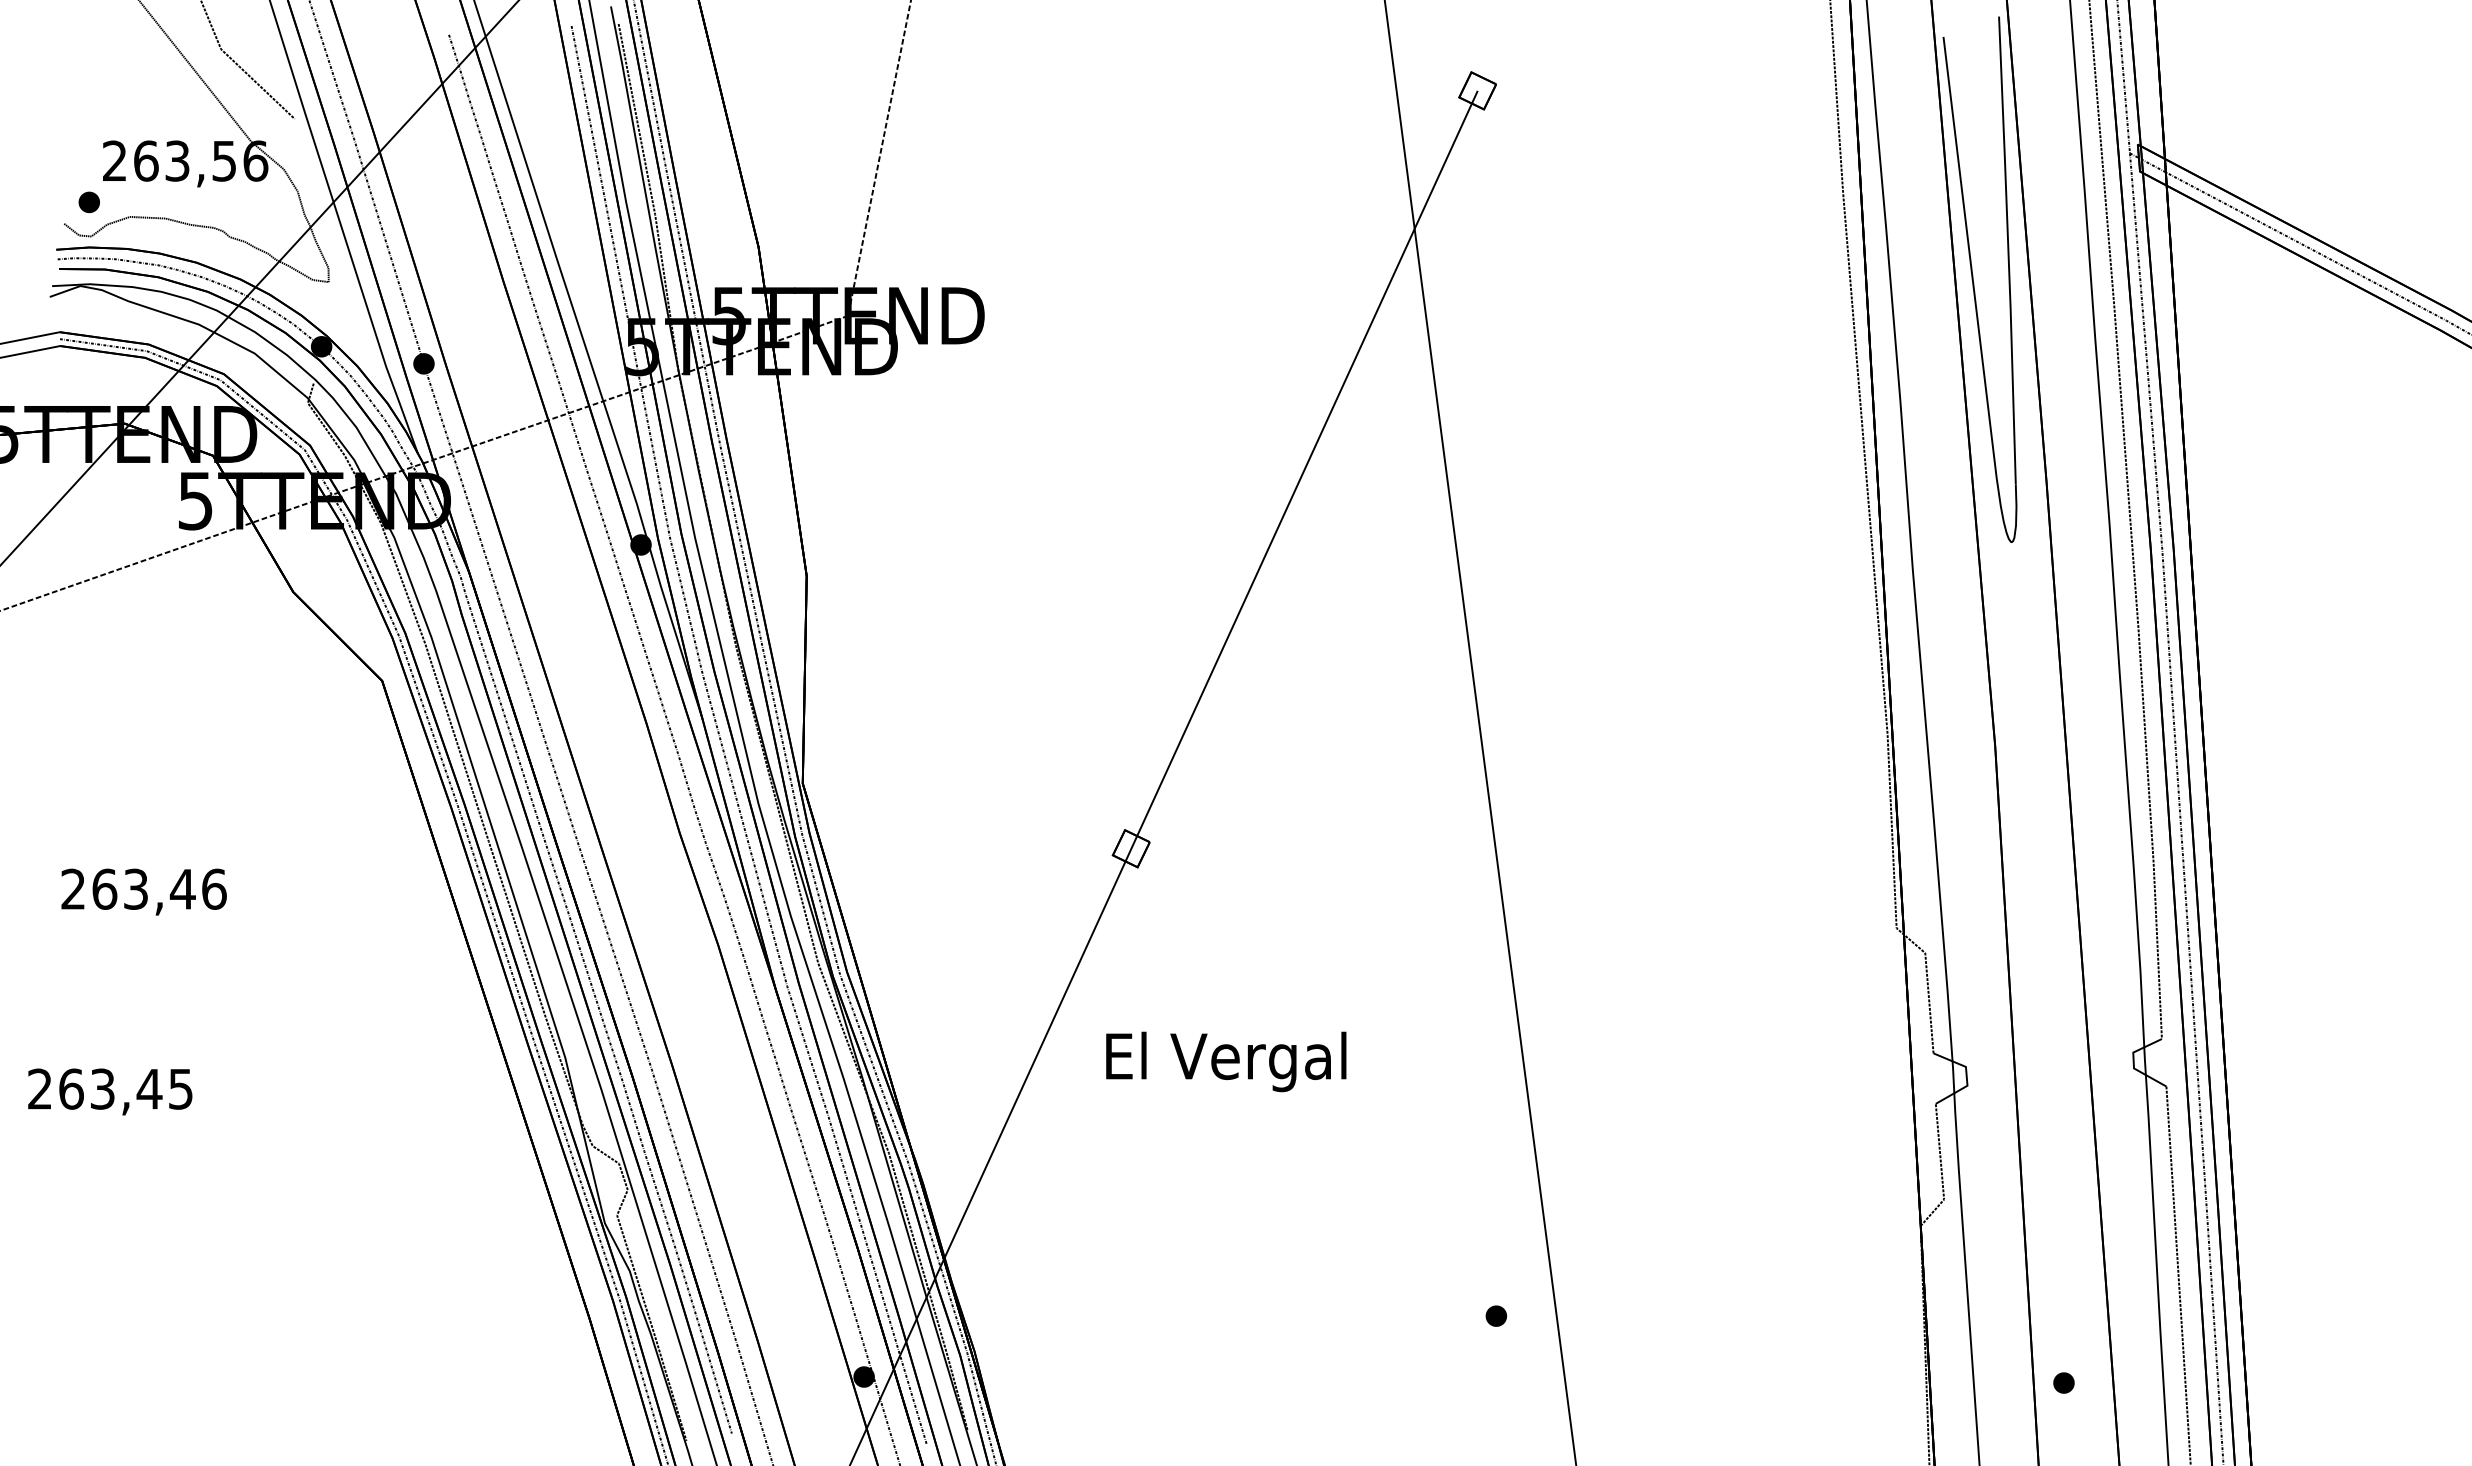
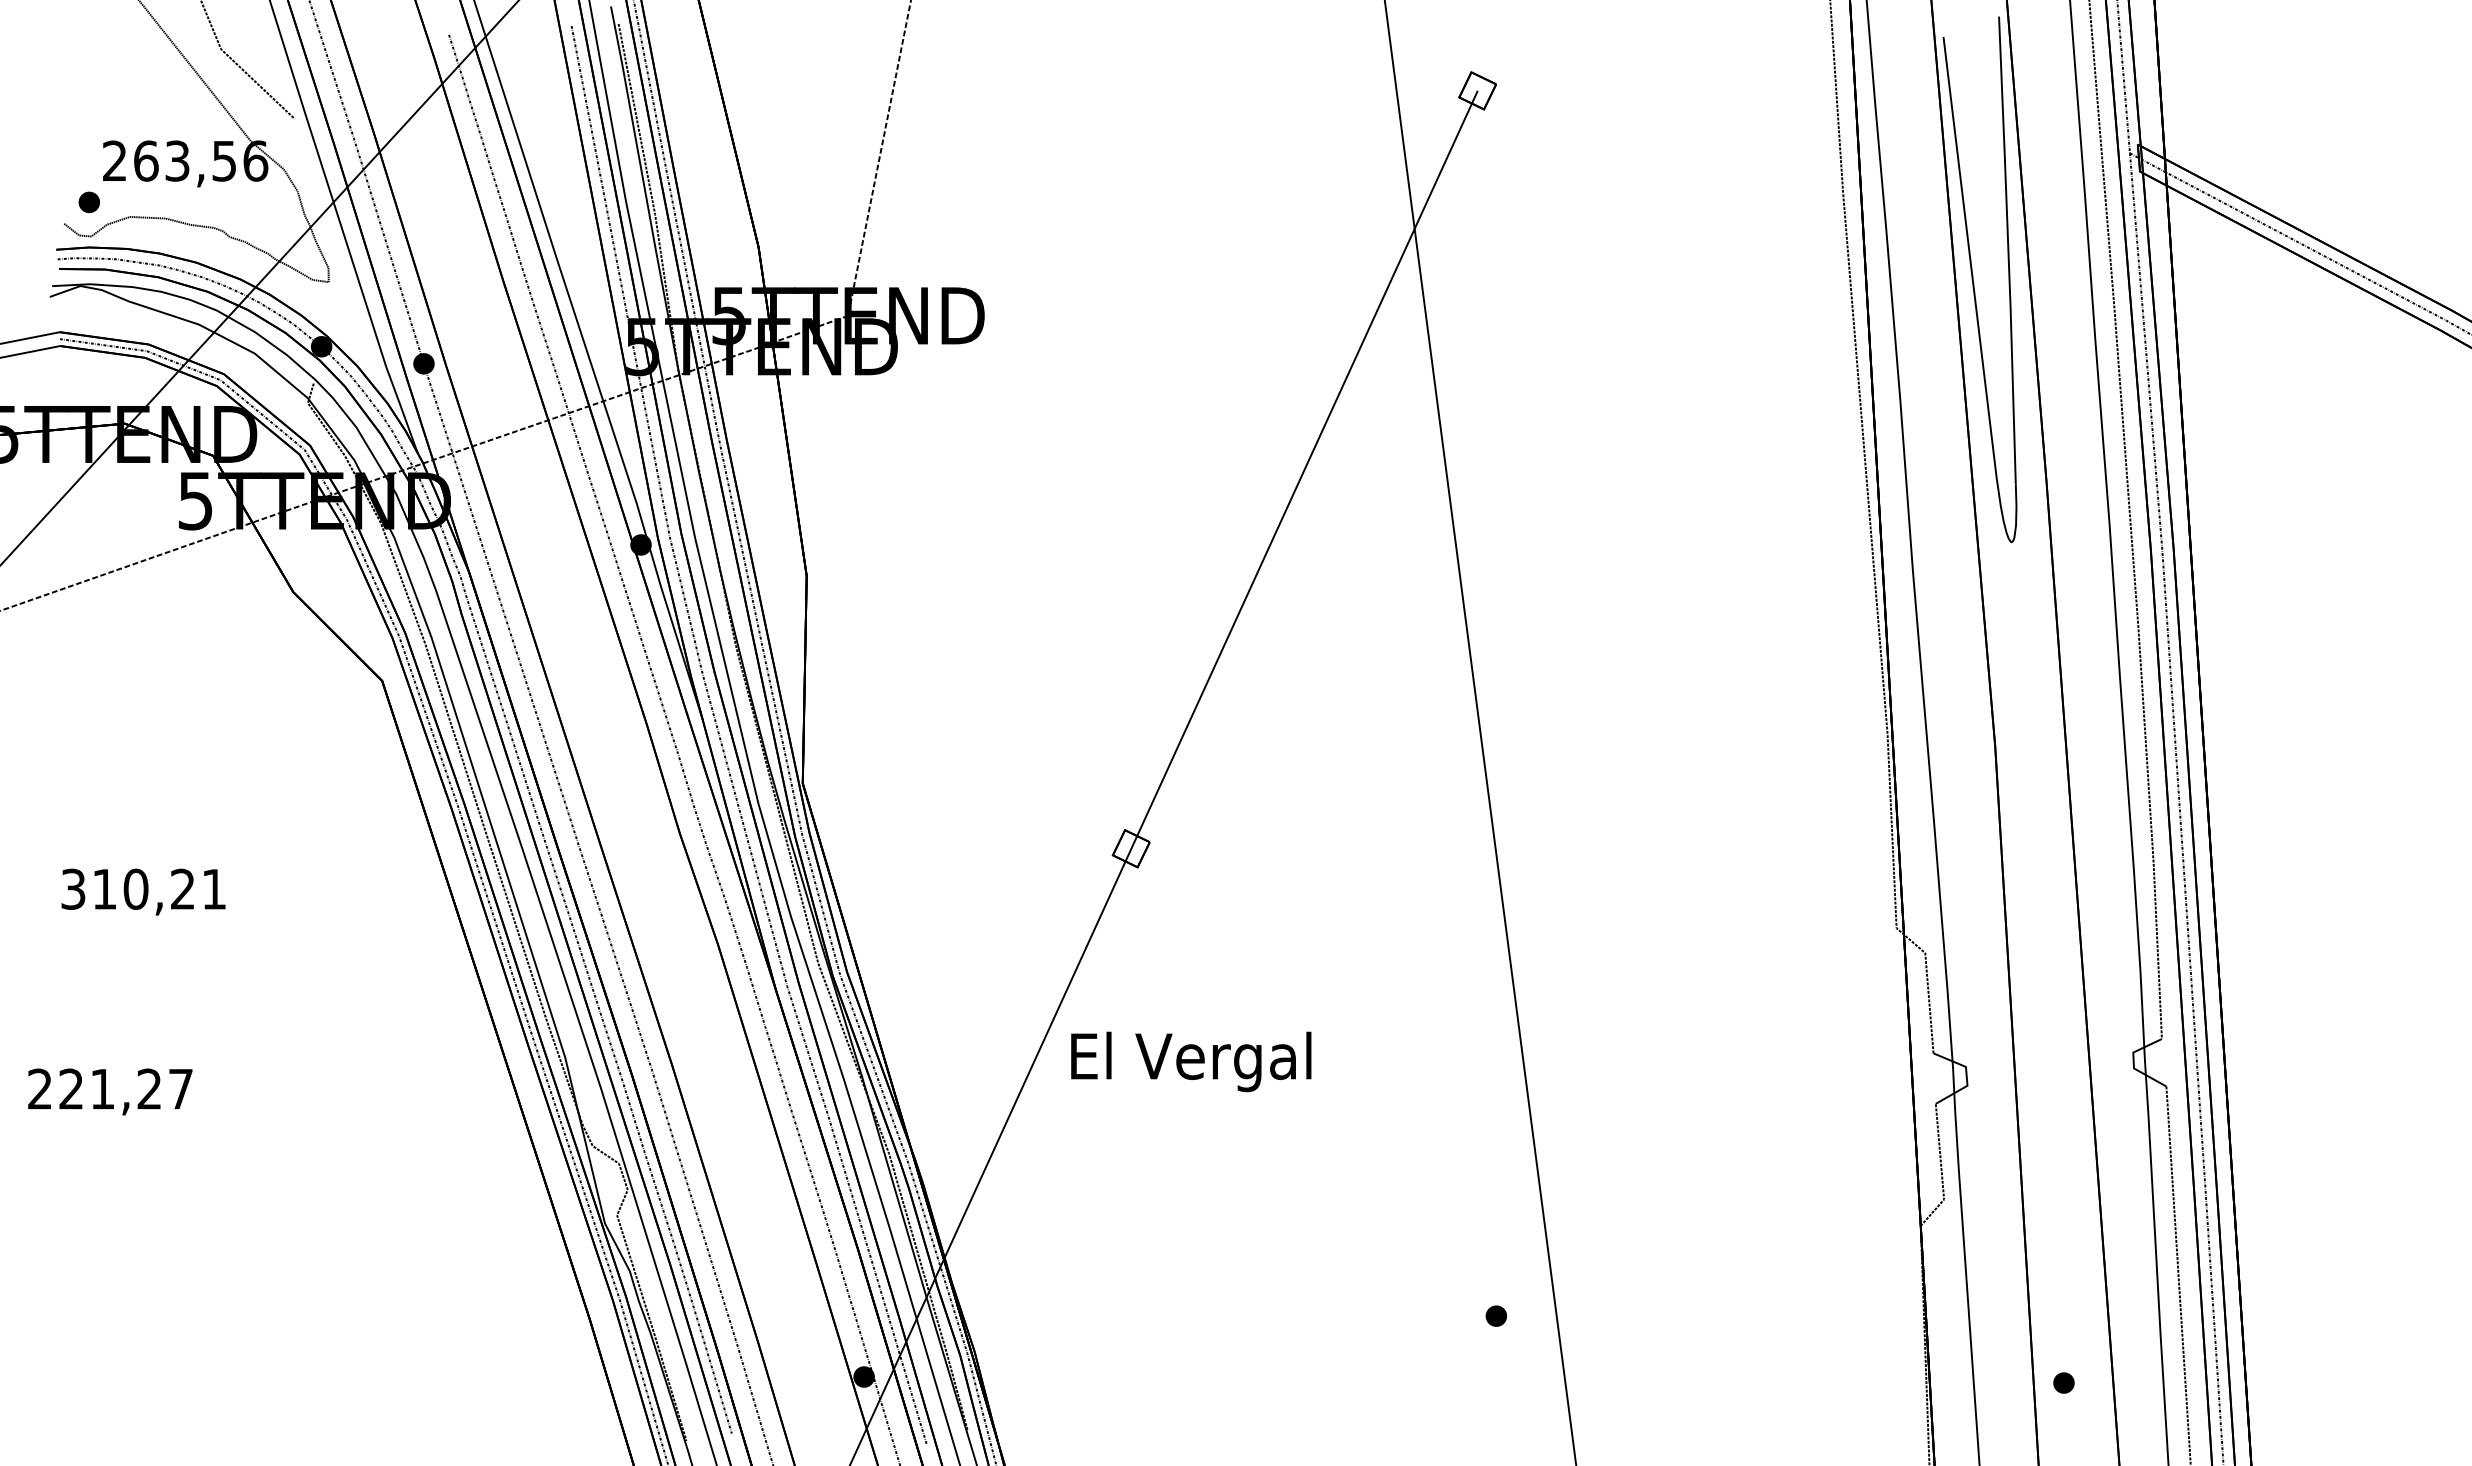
text: 263,46 -> 310,21 (143, 888)
text position: (1226, 1061) -> (1191, 1061) (1191, 1061)
text: 263,45 -> 221,27 (125, 1088)
